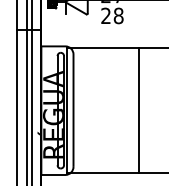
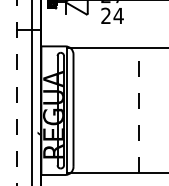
text: 28 -> 24 (118, 15)
line: present -> none (26, 92)
line: solid -> dashed (17, 93)
line: solid -> dashed (139, 110)
